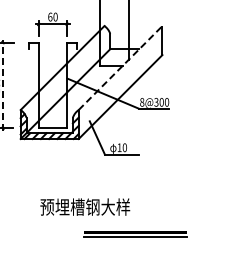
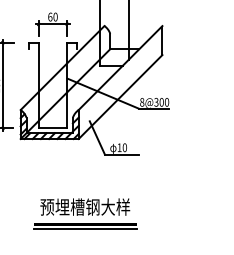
line: dashed -> solid (120, 67)
line: dashed -> solid (2, 85)
part position: (135, 234) -> (85, 226) (85, 226)
